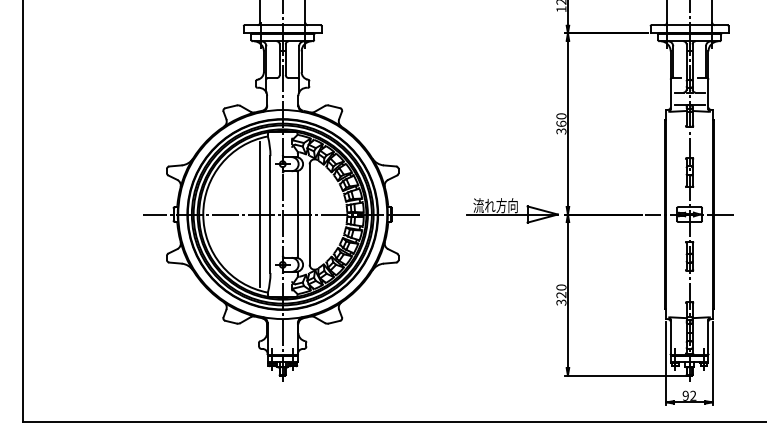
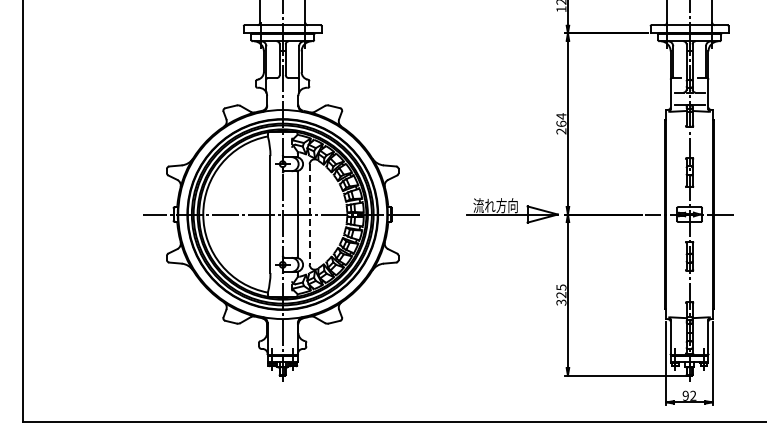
text: 360 -> 264 (561, 123)
line: present -> none (260, 214)
line: solid -> dashed (309, 215)
text: 320 -> 325 (561, 287)
